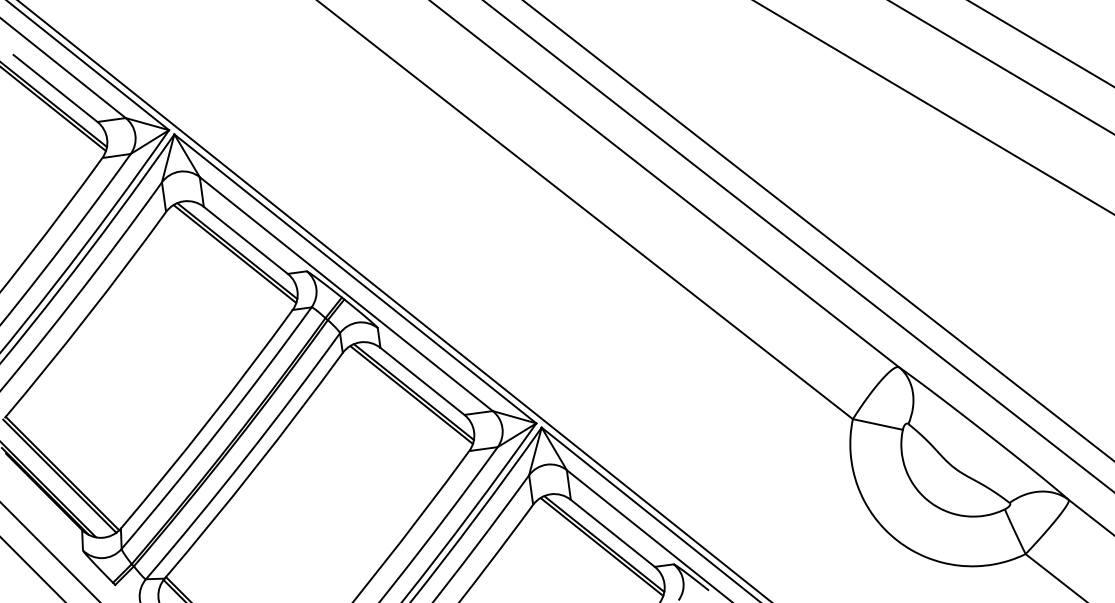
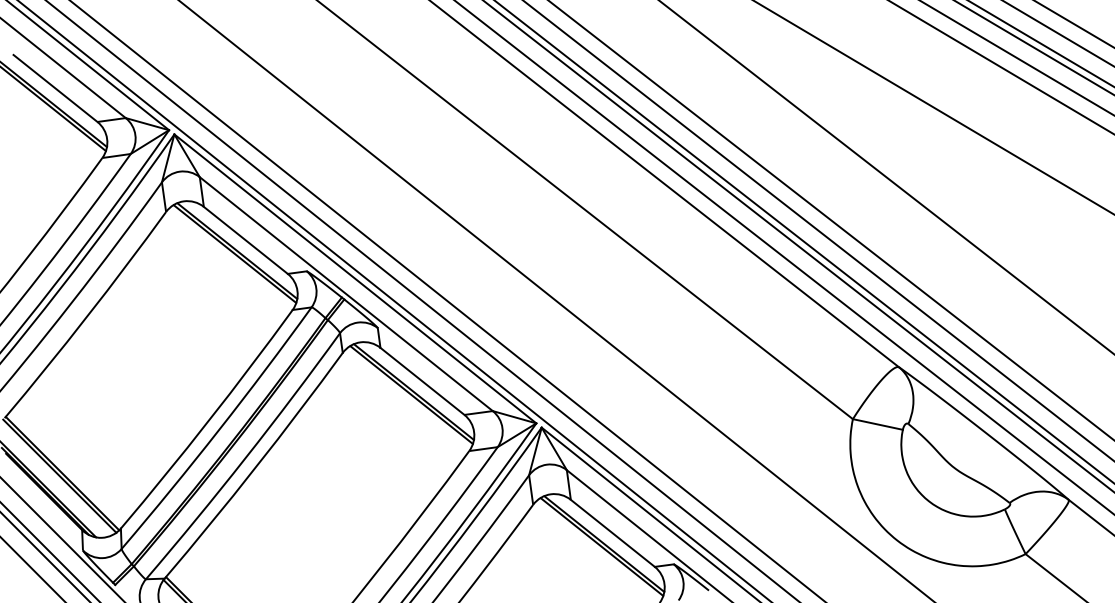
line: none -> present (1074, 24)
line: none -> present (1058, 33)
line: none -> present (1034, 47)
line: none -> present (1016, 57)
line: none -> present (886, 177)
line: none -> present (830, 220)
line: none -> present (803, 241)
line: none -> present (784, 257)
line: none -> present (422, 300)
line: none -> present (446, 300)
line: none -> present (556, 300)
line: none -> present (62, 539)
line: none -> present (44, 556)
